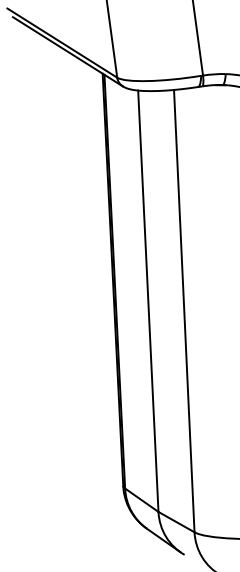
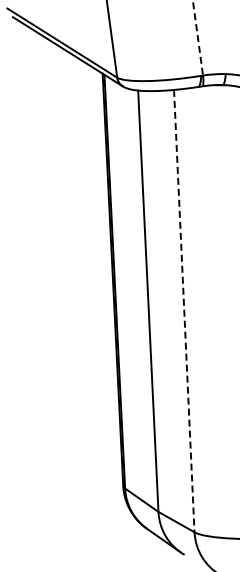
line: solid -> dashed (197, 37)
line: solid -> dashed (184, 311)
